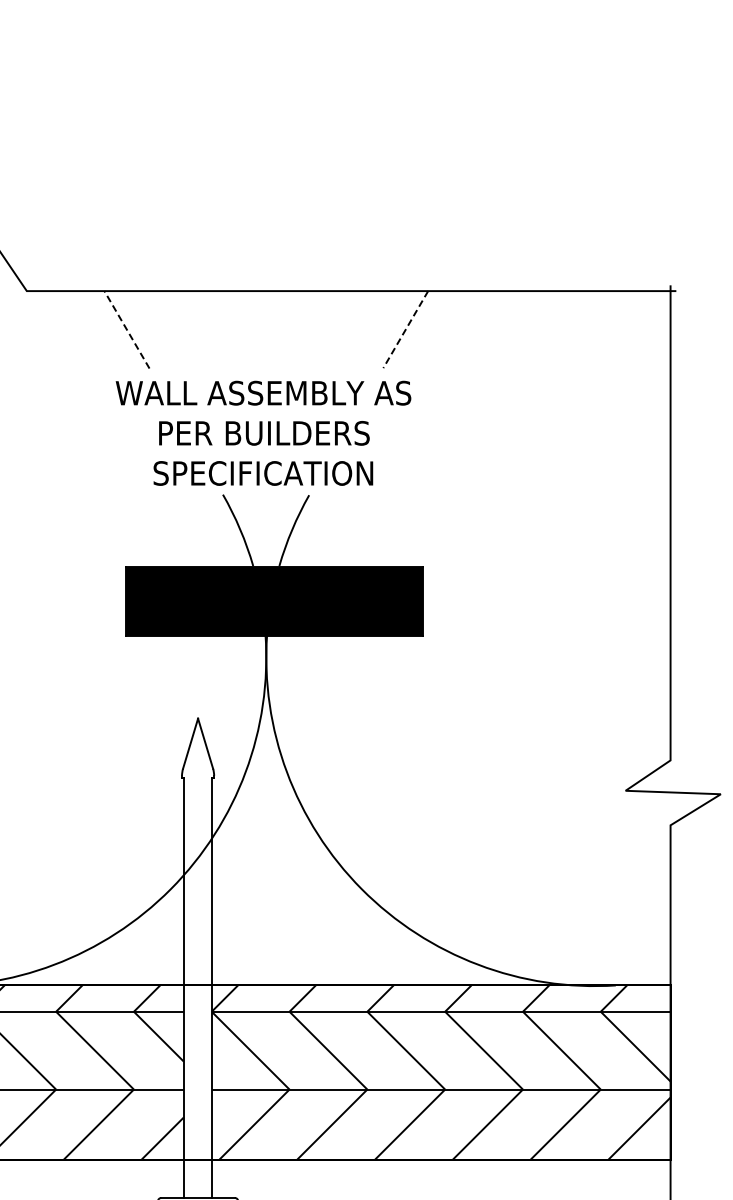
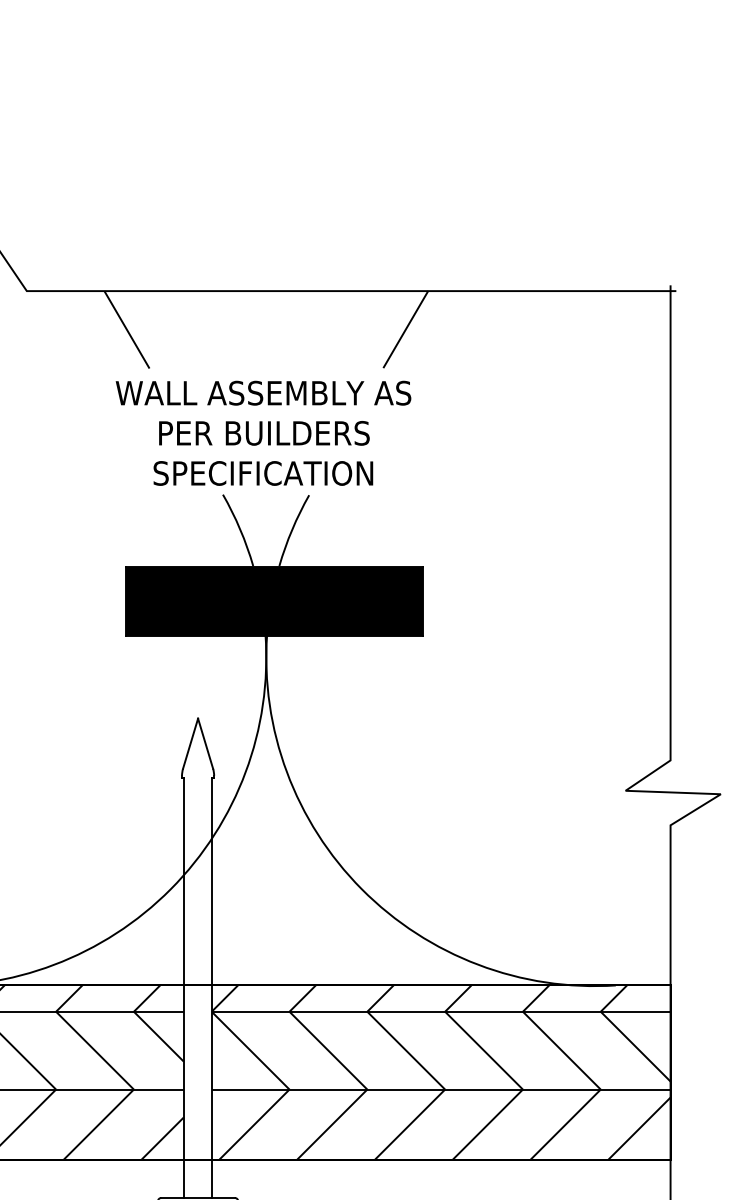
line: dashed -> solid (126, 329)
line: dashed -> solid (405, 329)
